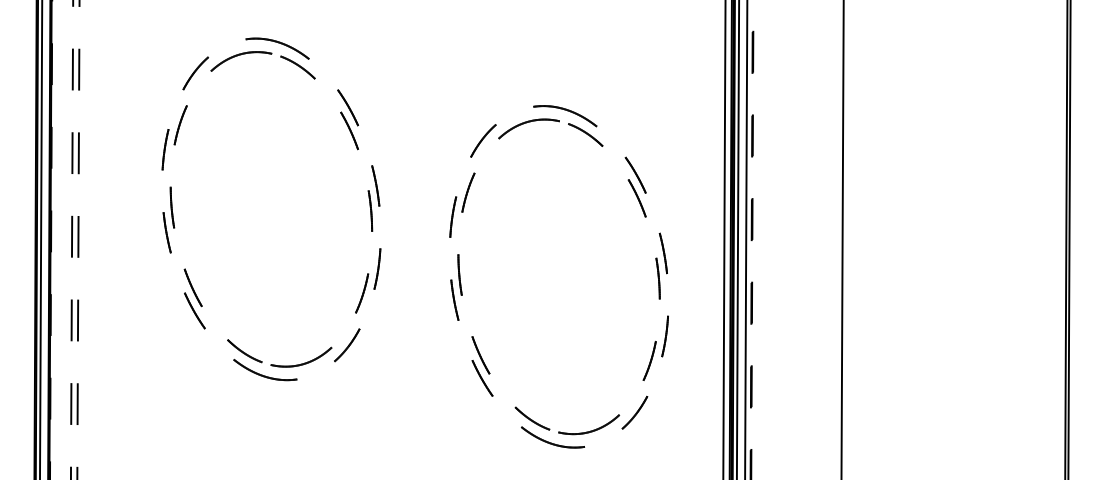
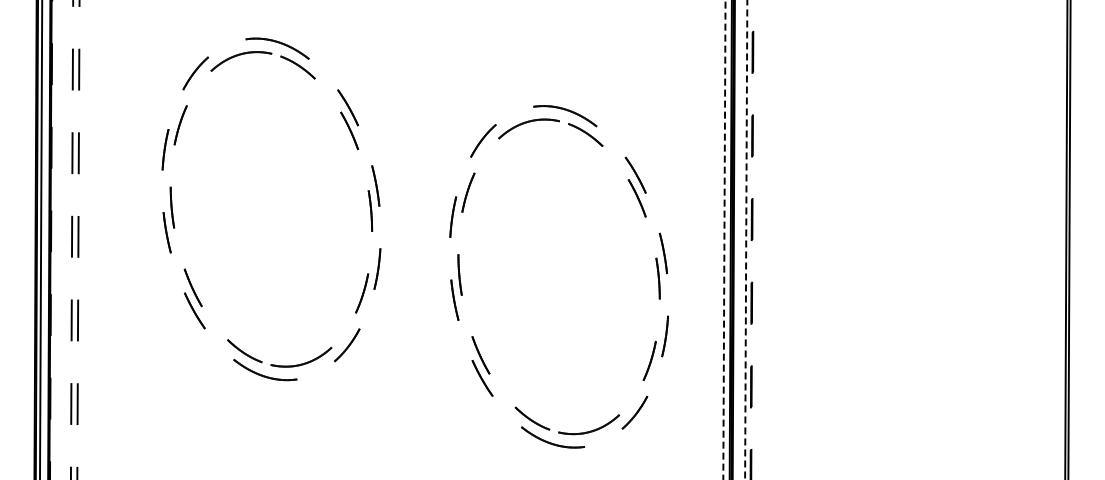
line: solid -> dashed (724, 239)
line: present -> none (737, 239)
line: solid -> dashed (746, 239)
line: present -> none (842, 239)
